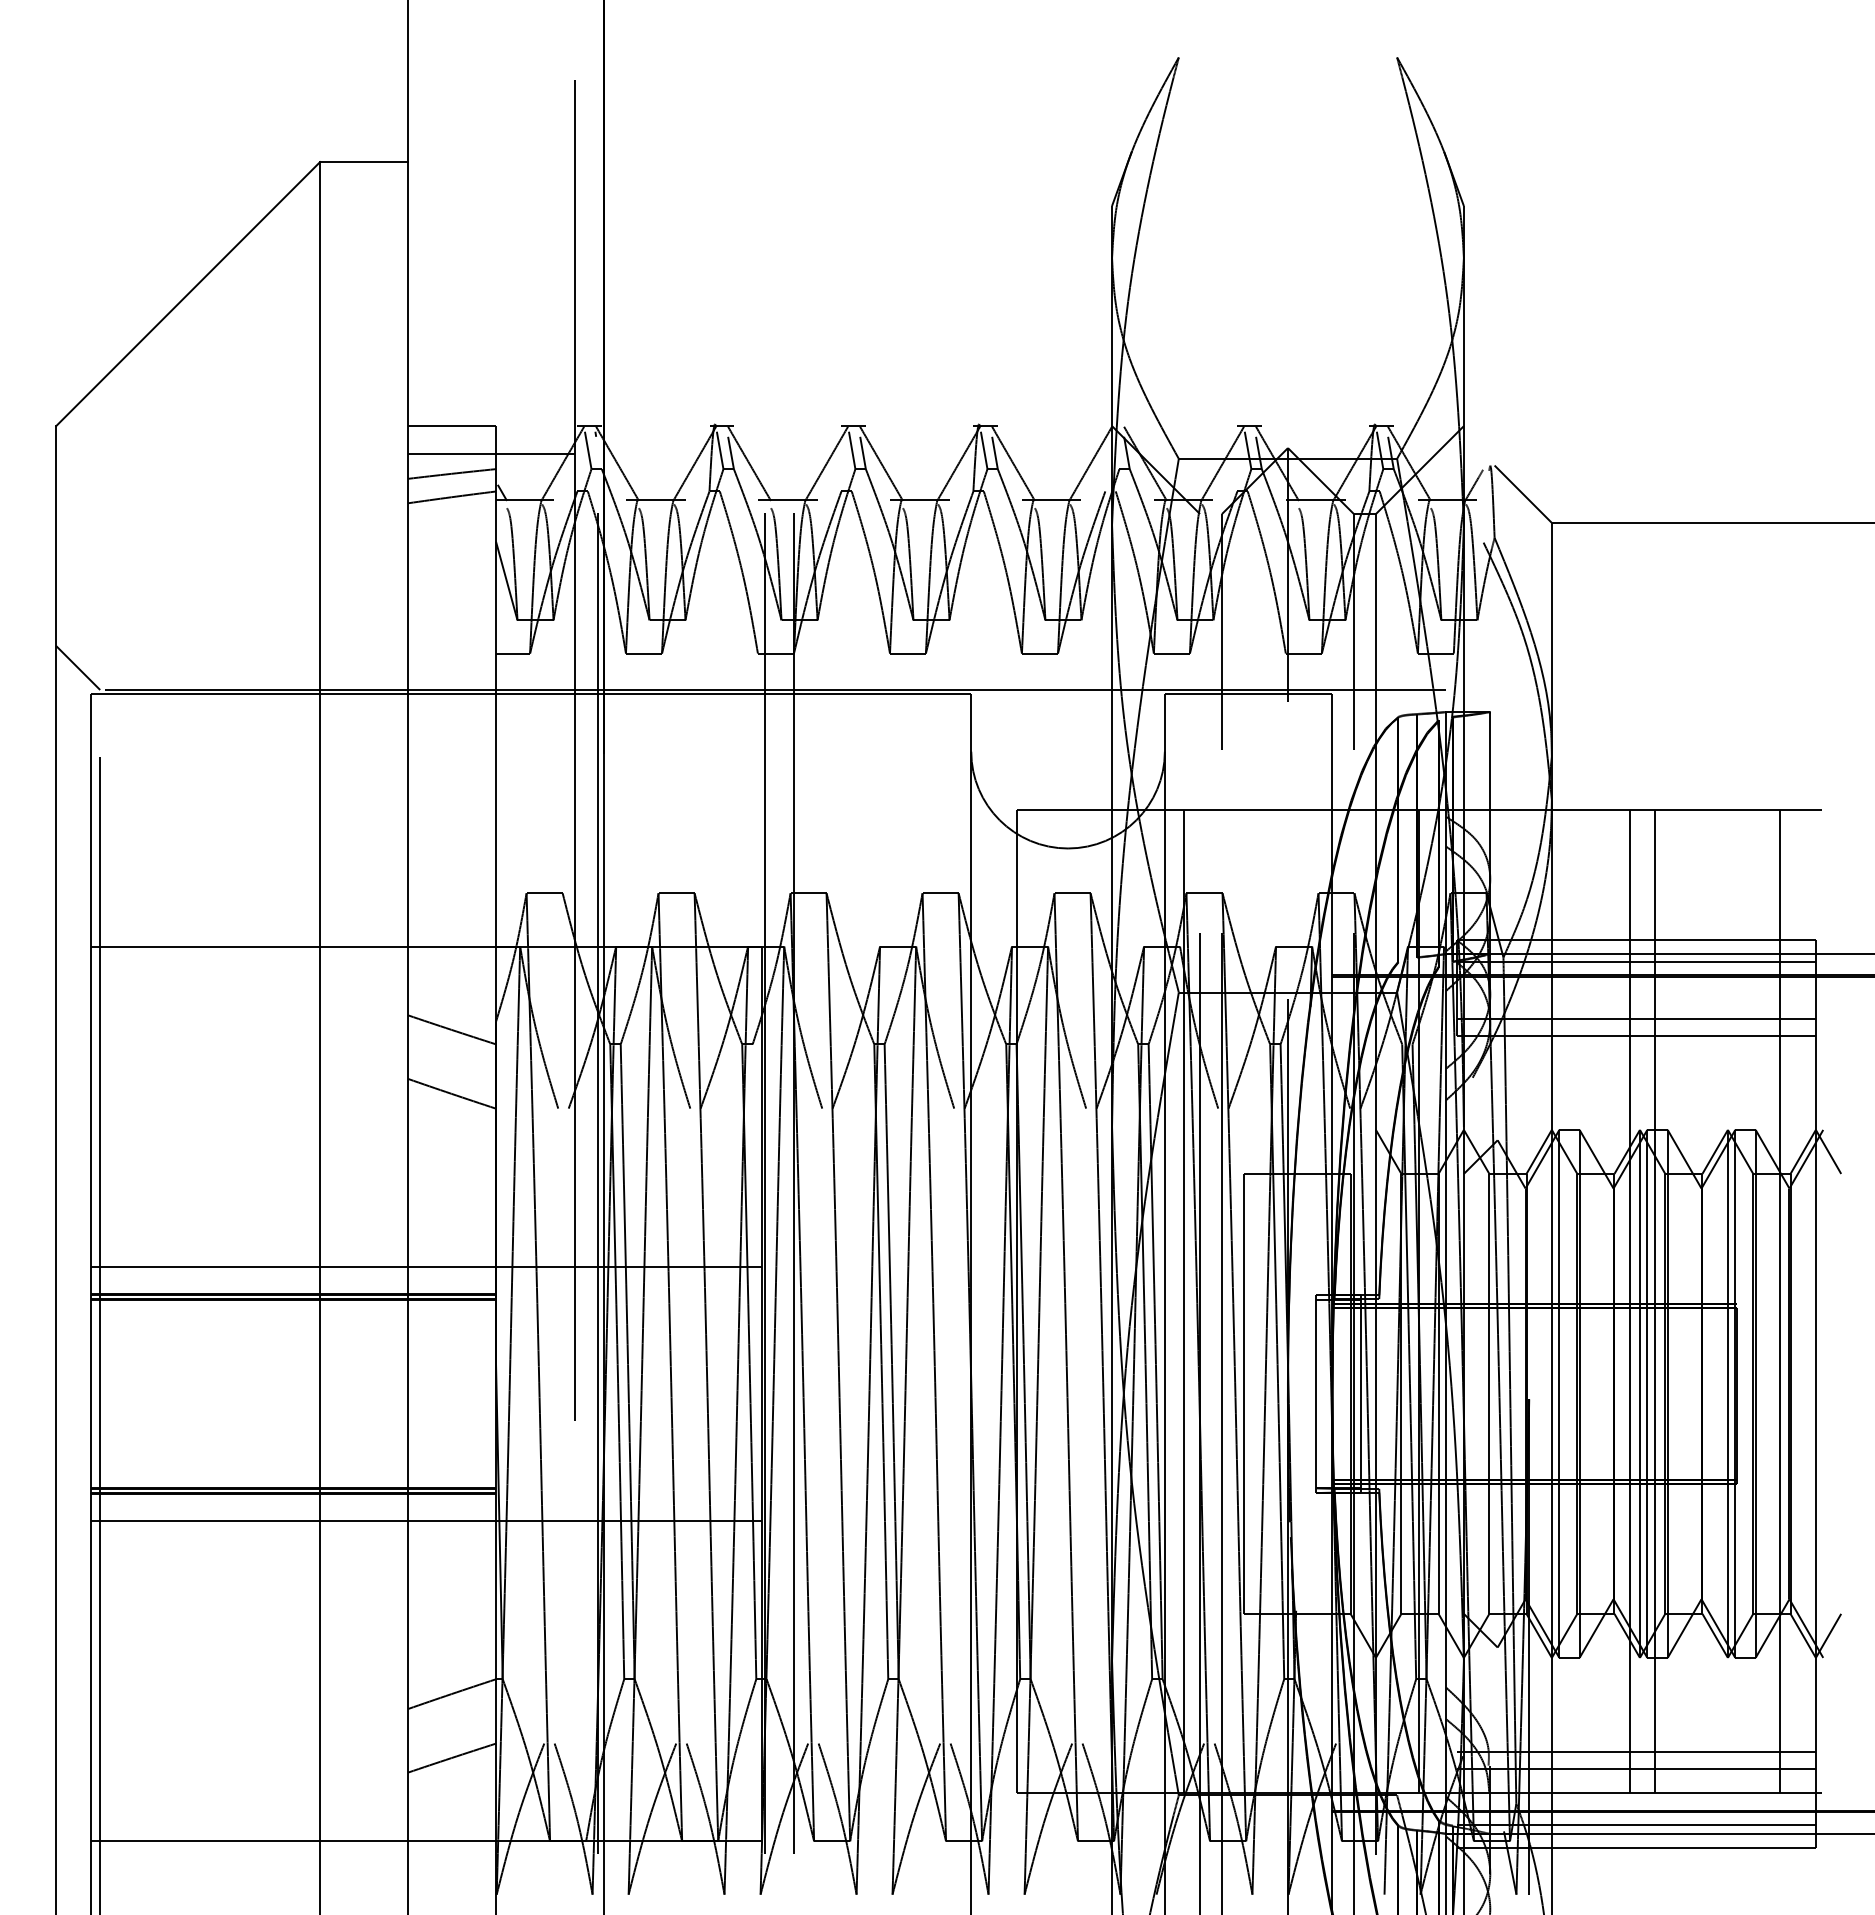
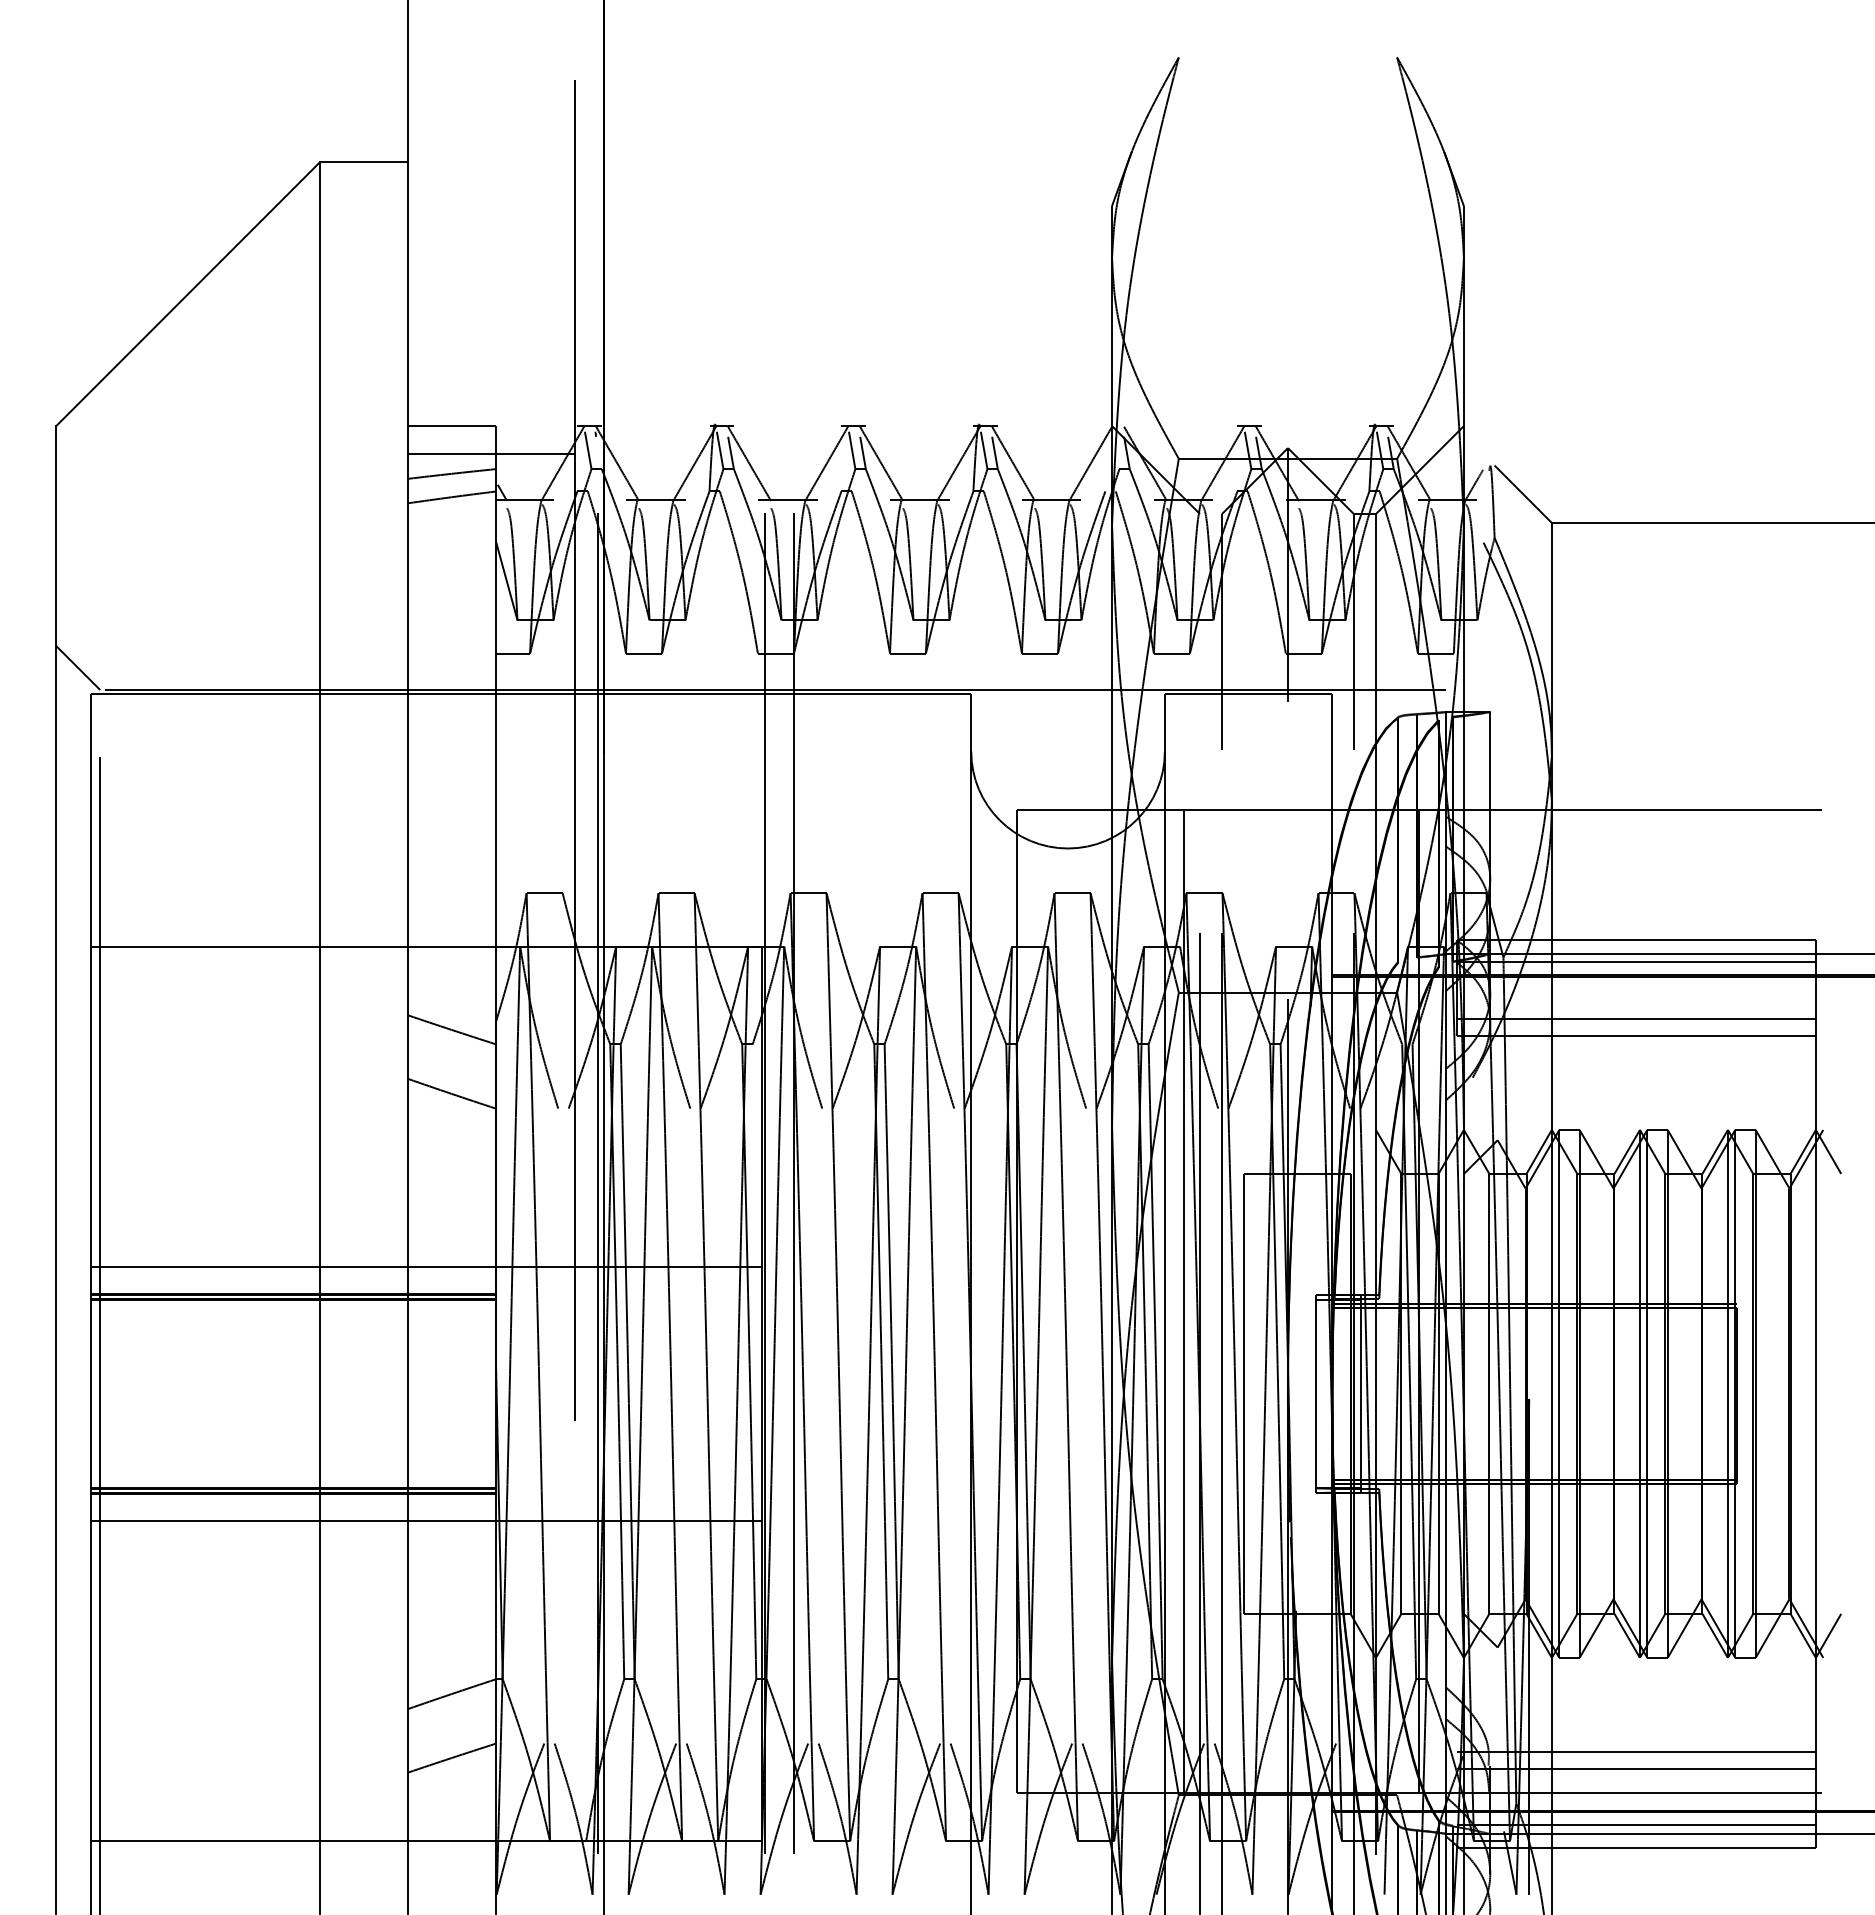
line: present -> none (1630, 1301)
line: present -> none (1654, 1301)
line: present -> none (1779, 1301)
